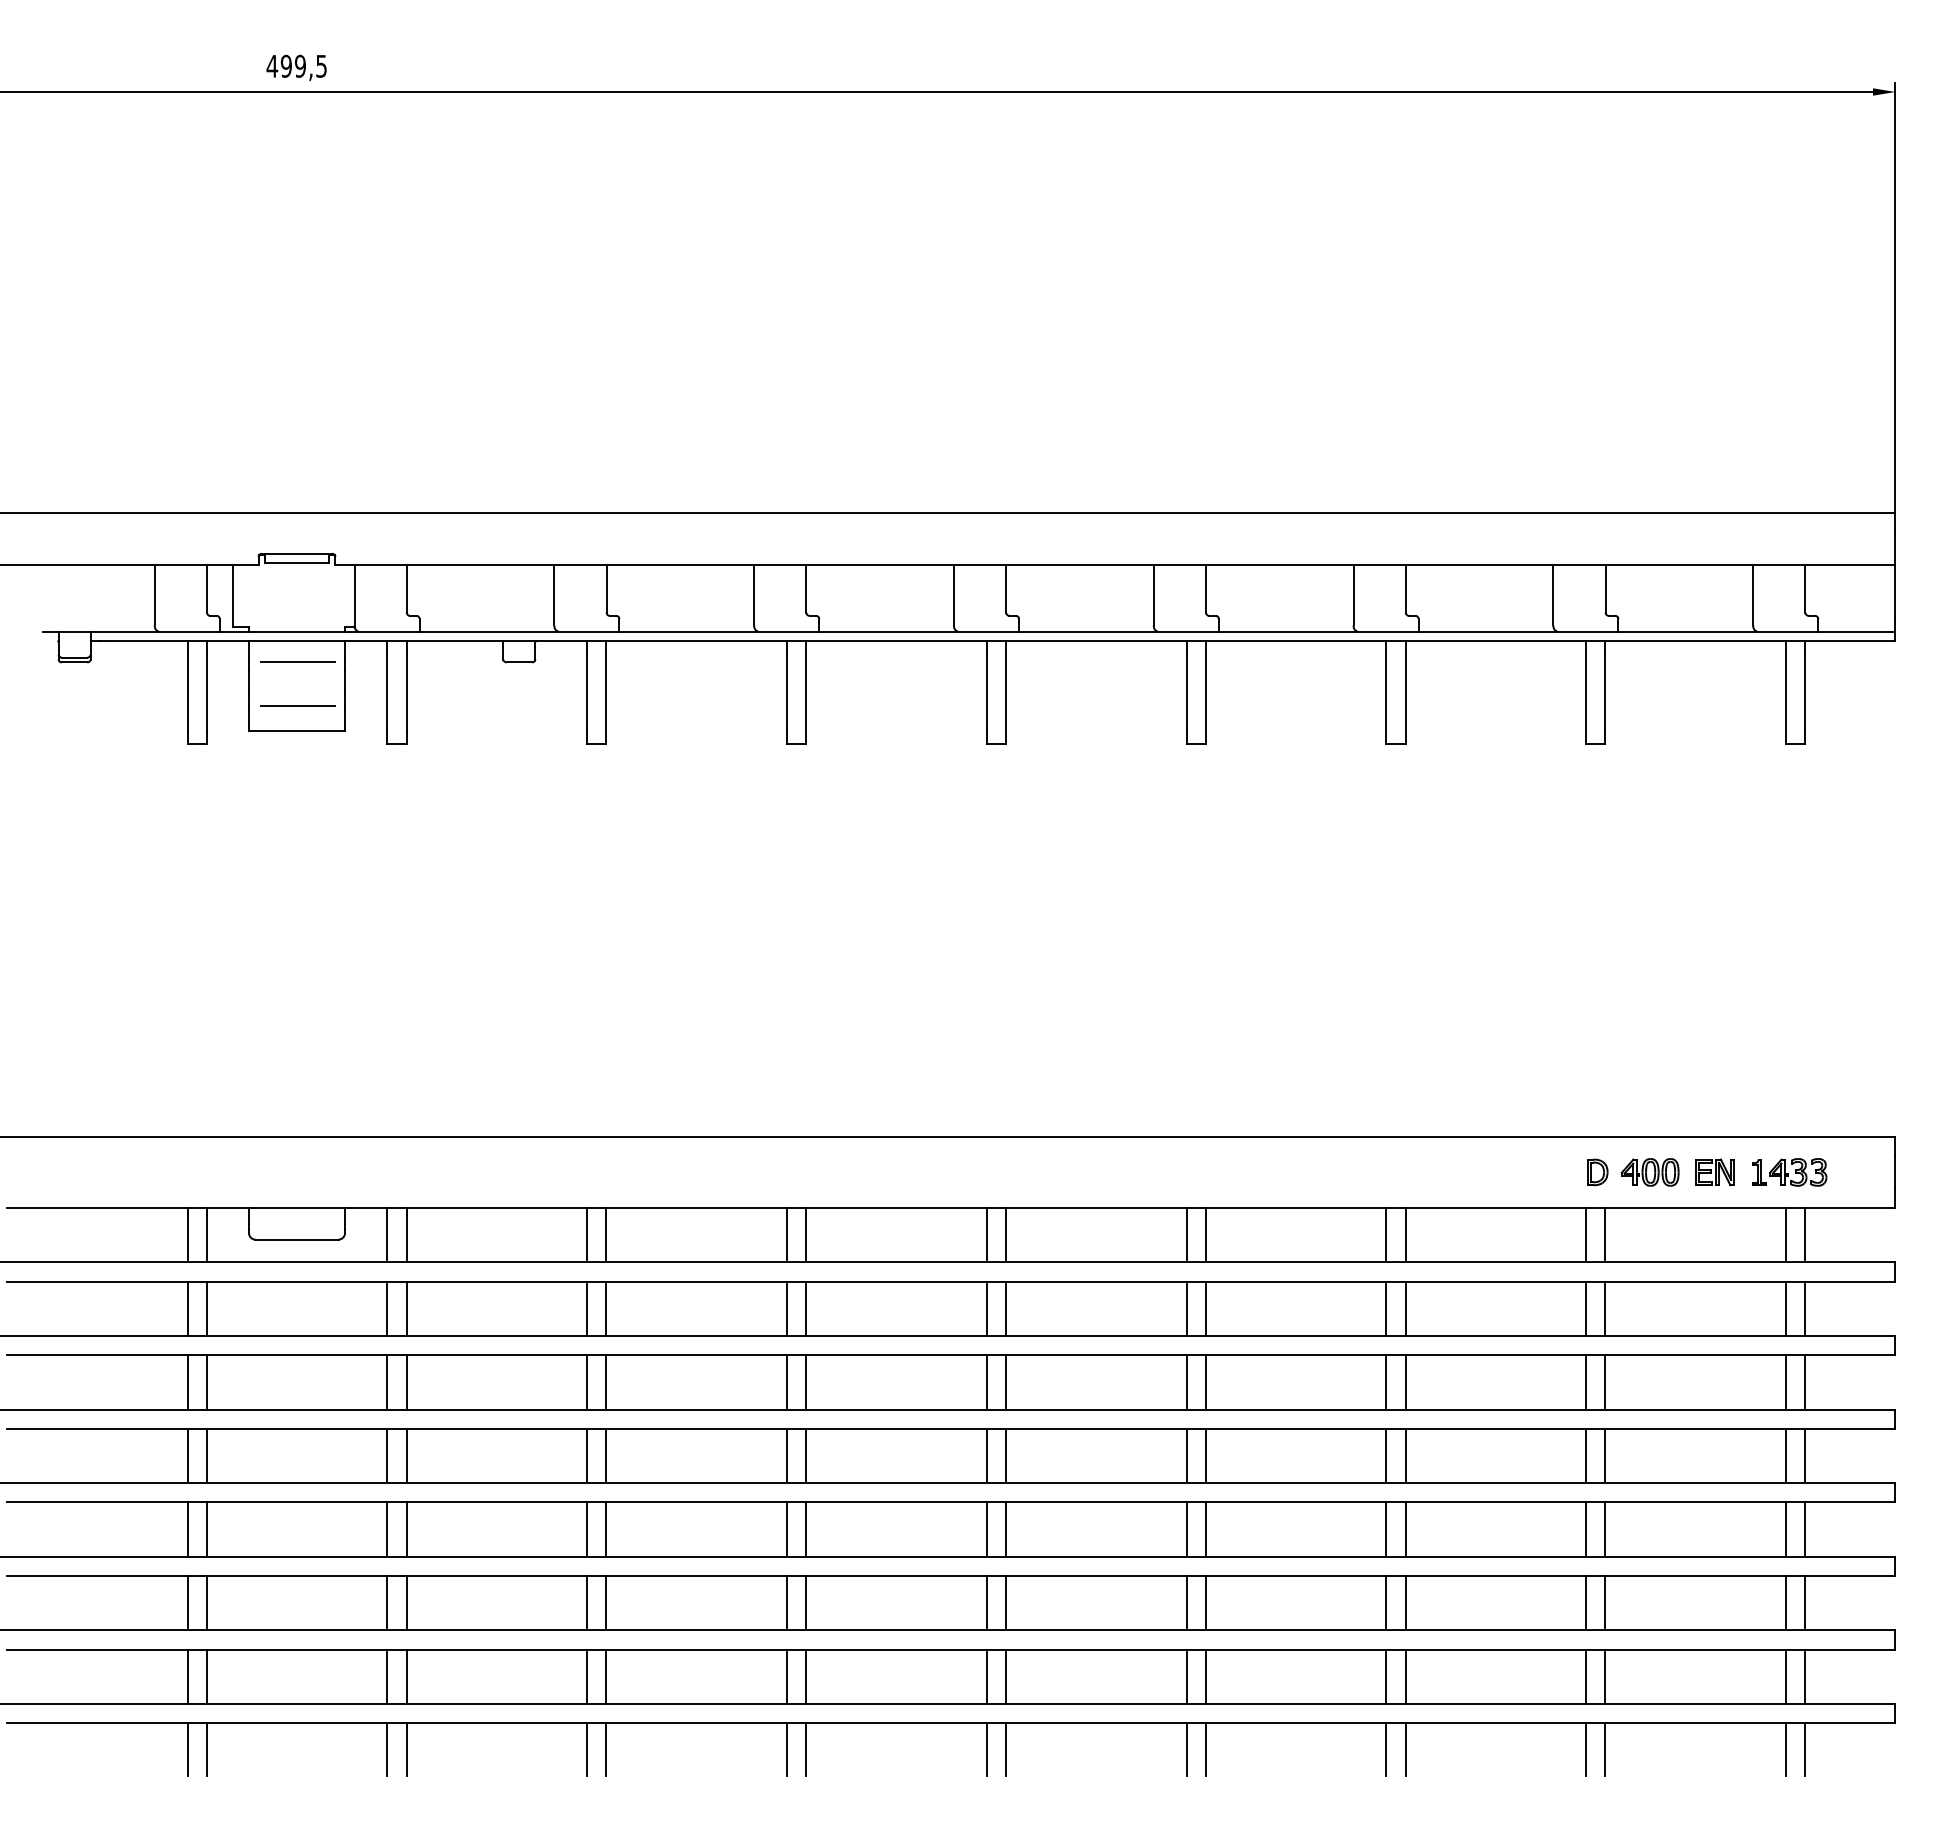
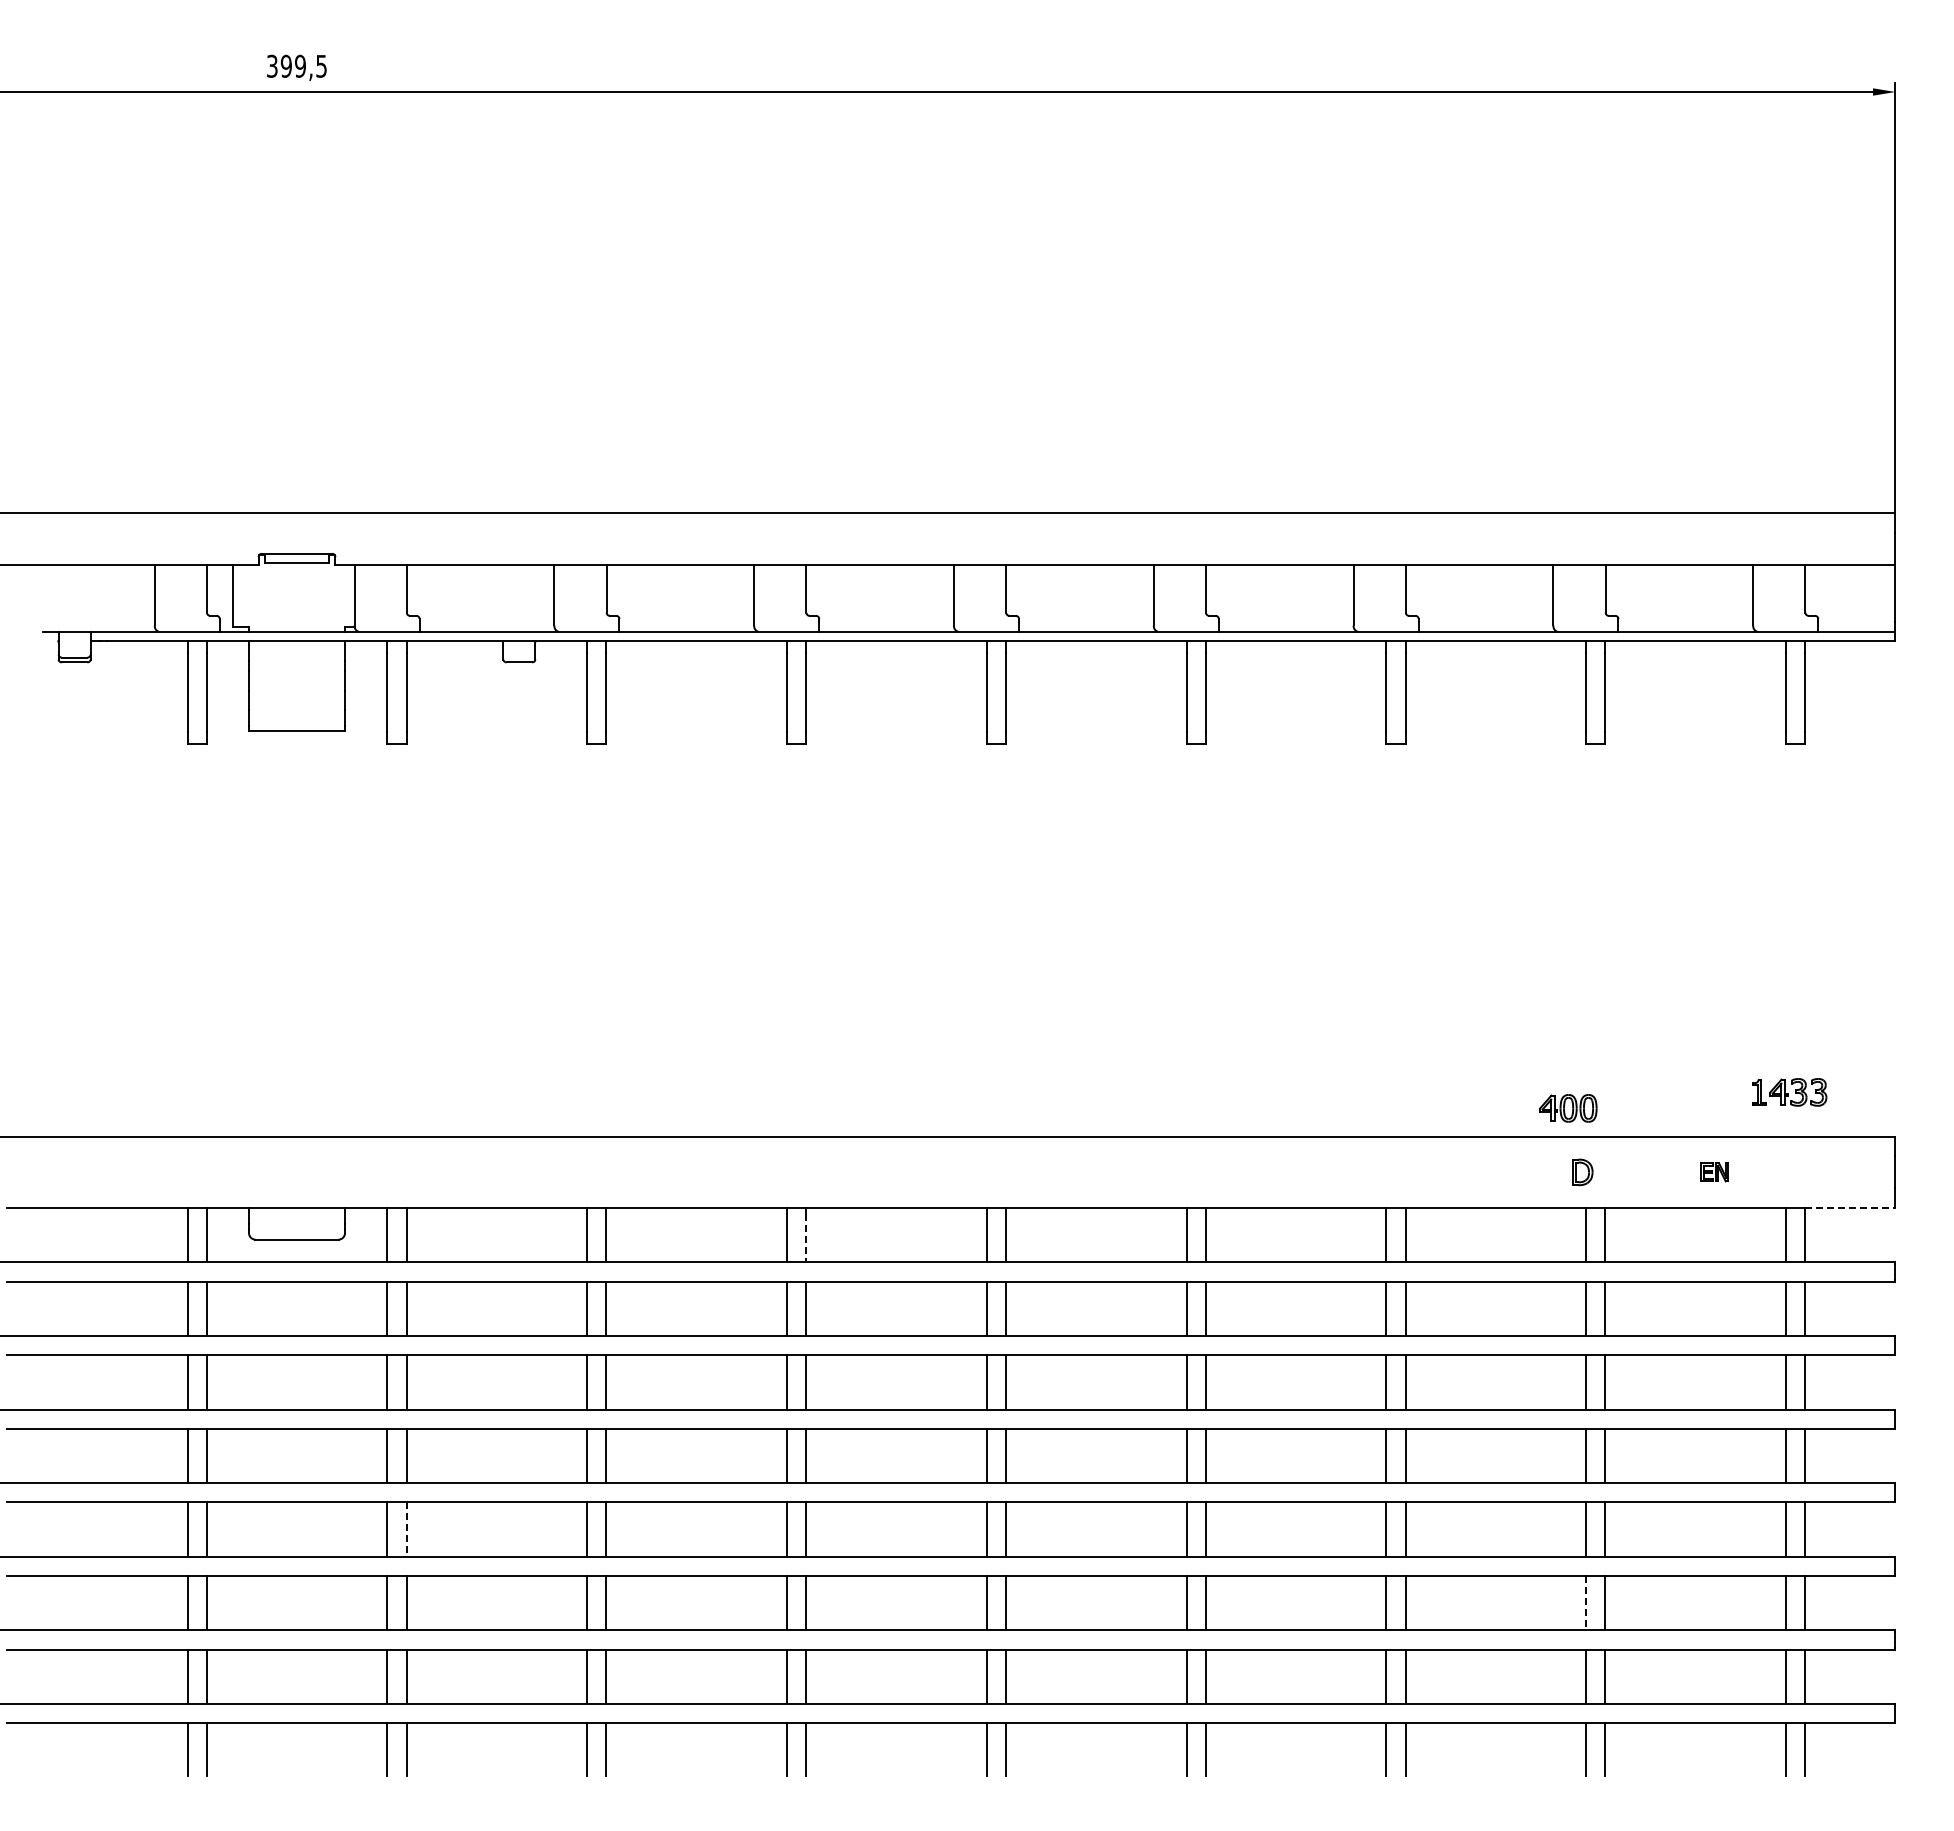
text: 499,5 -> 399,5 (272, 65)
line: present -> none (297, 661)
line: present -> none (297, 705)
part position: (1597, 1172) -> (1582, 1172) (1582, 1172)
part position: (1649, 1172) -> (1567, 1108) (1567, 1108)
part size: 40x29 px -> 29x21 px (1714, 1172)
part position: (1789, 1172) -> (1789, 1092) (1789, 1092)
line: solid -> dashed (1850, 1207)
line: solid -> dashed (806, 1237)
line: solid -> dashed (406, 1528)
line: solid -> dashed (1586, 1602)
